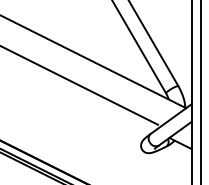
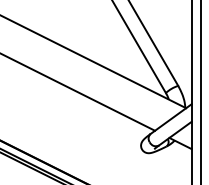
line position: (80, 85) -> (78, 92) (78, 92)
